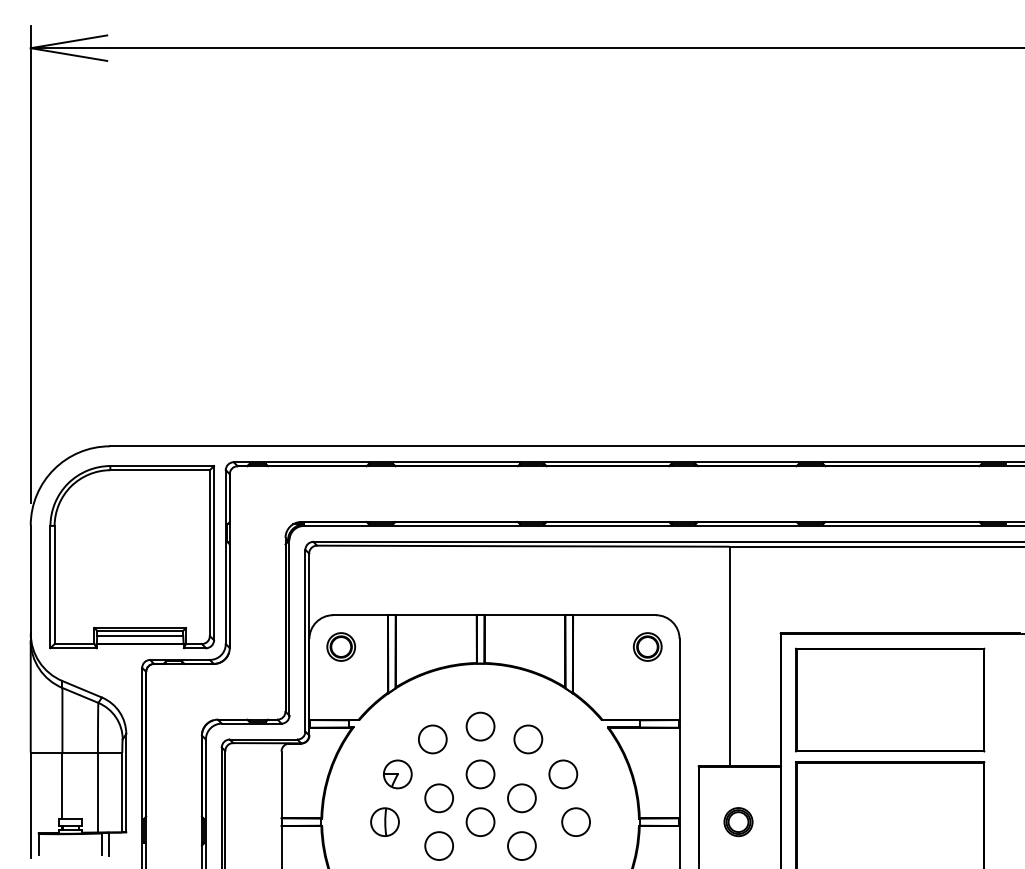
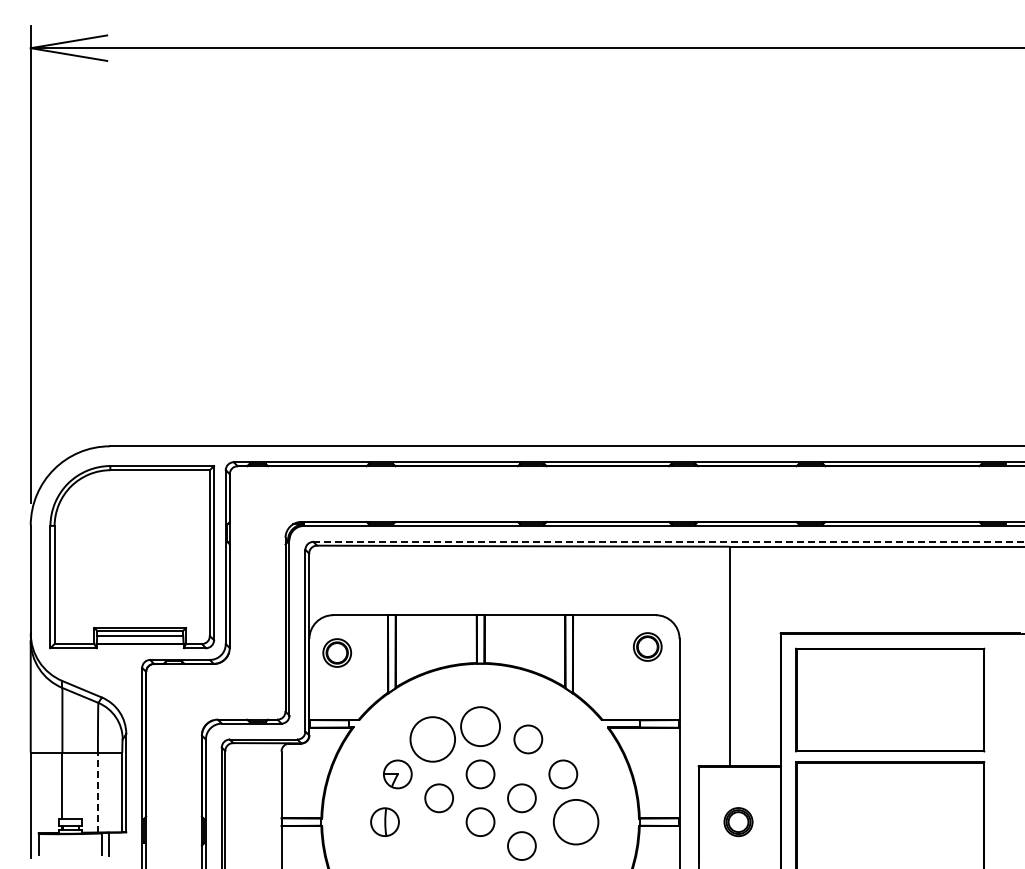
line: solid -> dashed (669, 541)
part position: (341, 646) -> (337, 652) (337, 652)
circle diameter: 28 px -> 39 px (480, 726)
circle diameter: 28 px -> 45 px (432, 739)
line: solid -> dashed (97, 792)
circle diameter: 28 px -> 45 px (575, 821)
circle: present -> none (438, 845)
